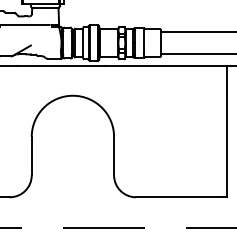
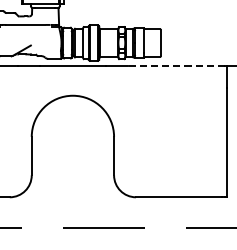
line: present -> none (196, 32)
line: present -> none (196, 53)
line: solid -> dashed (175, 65)
